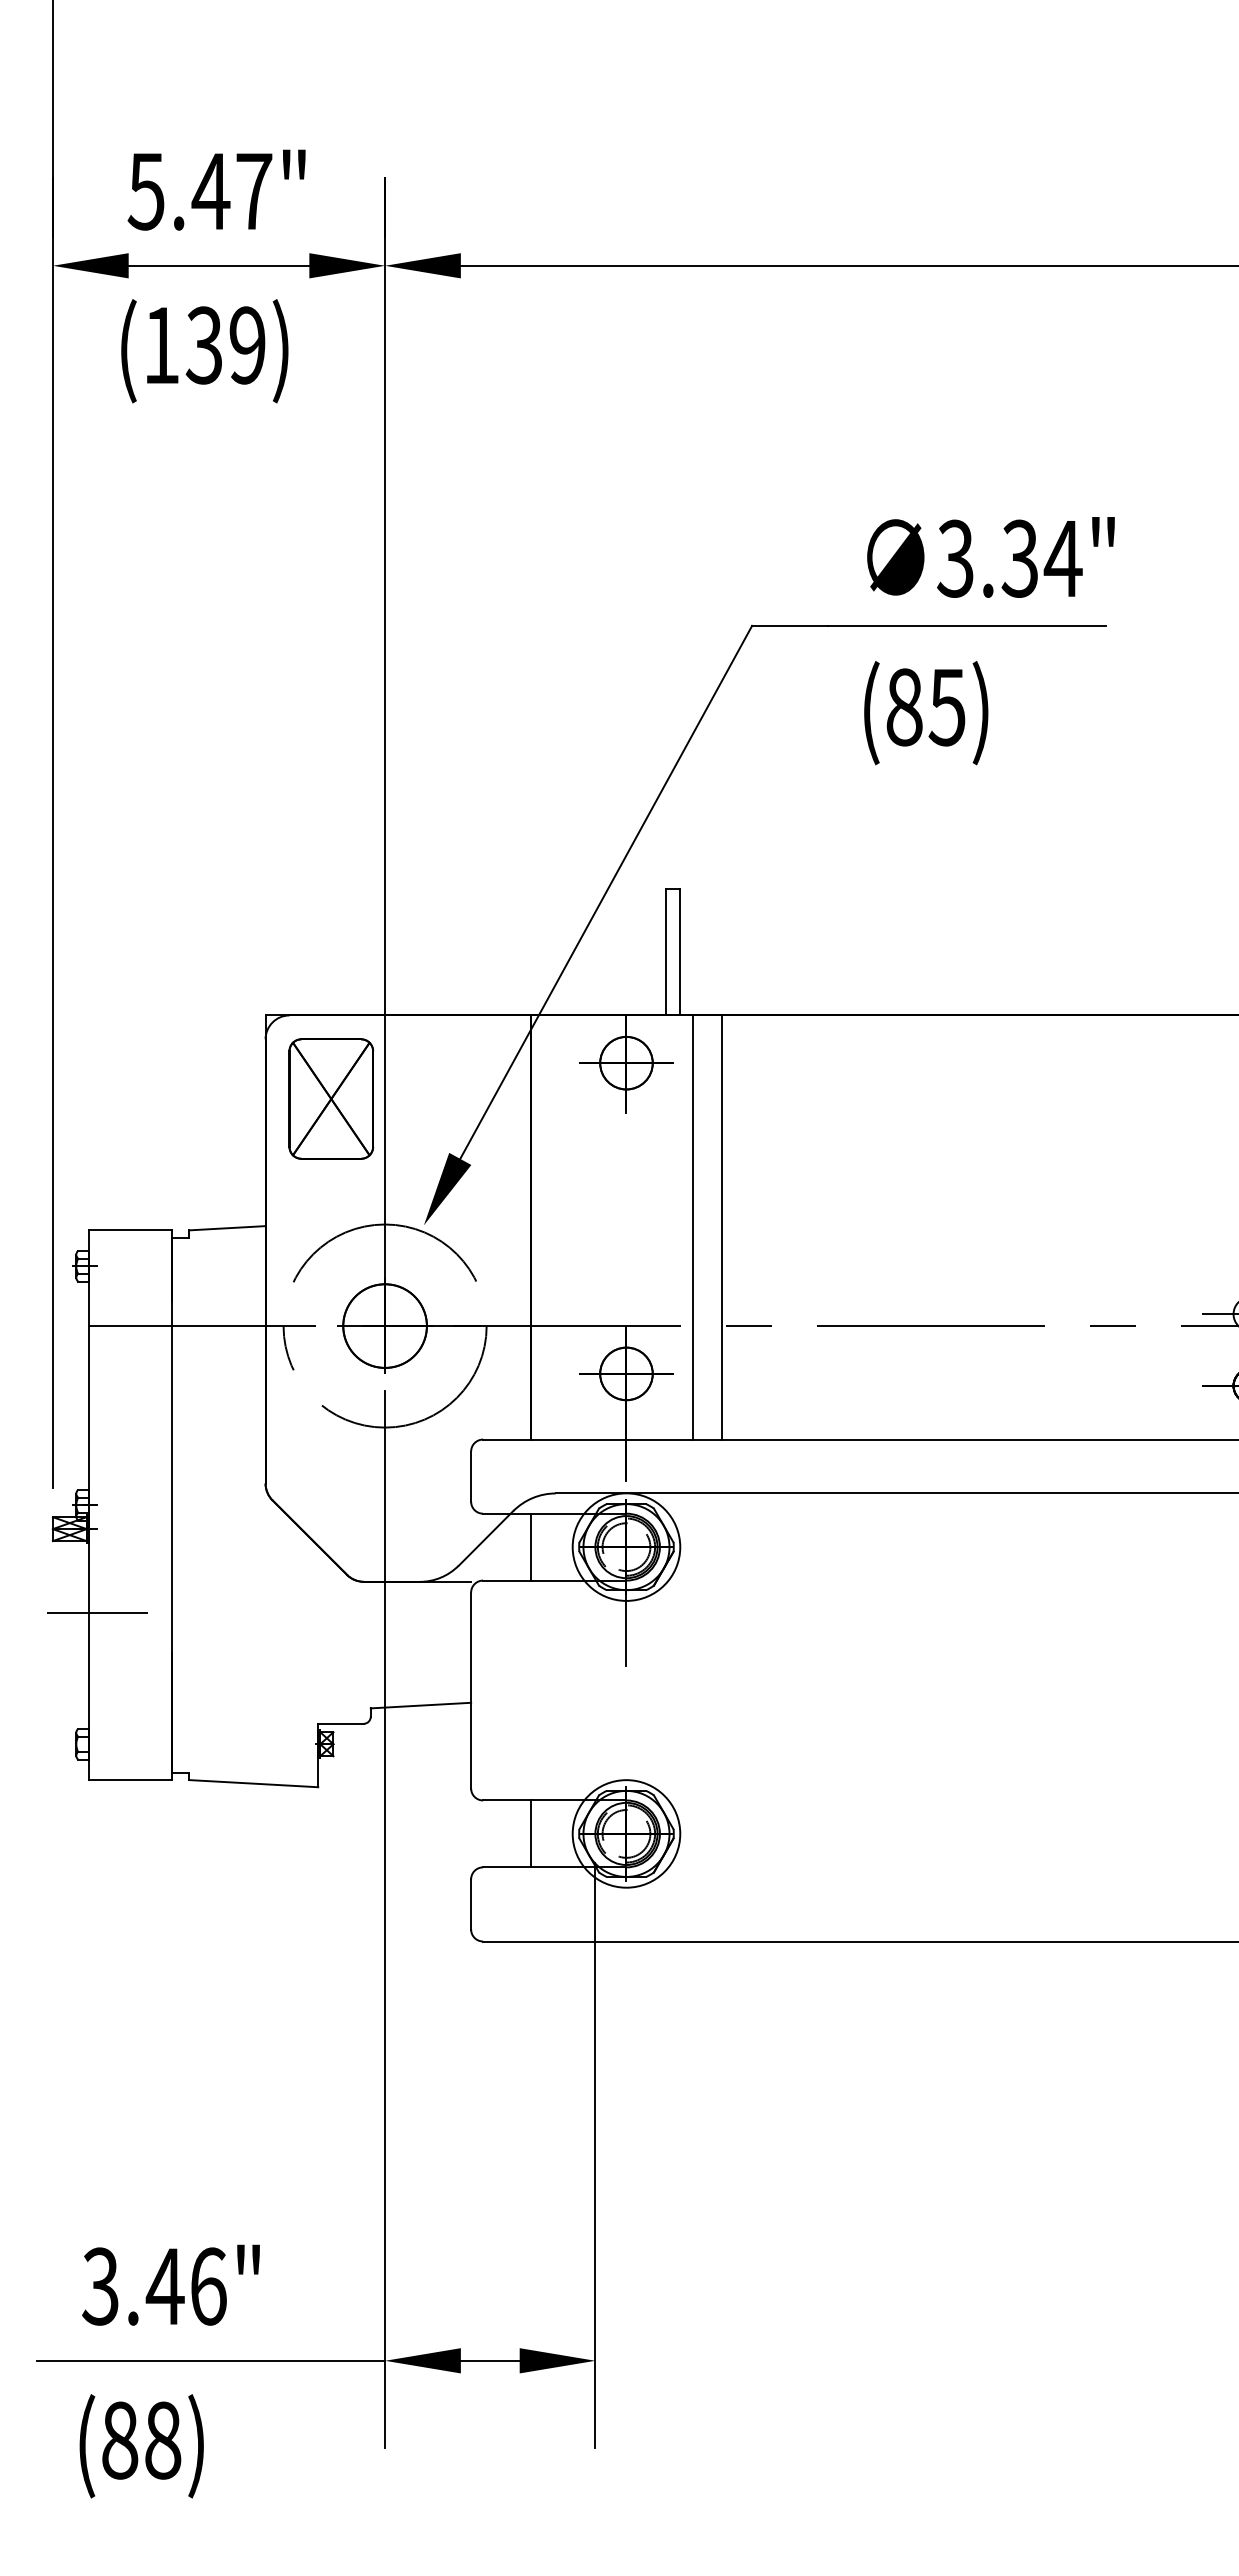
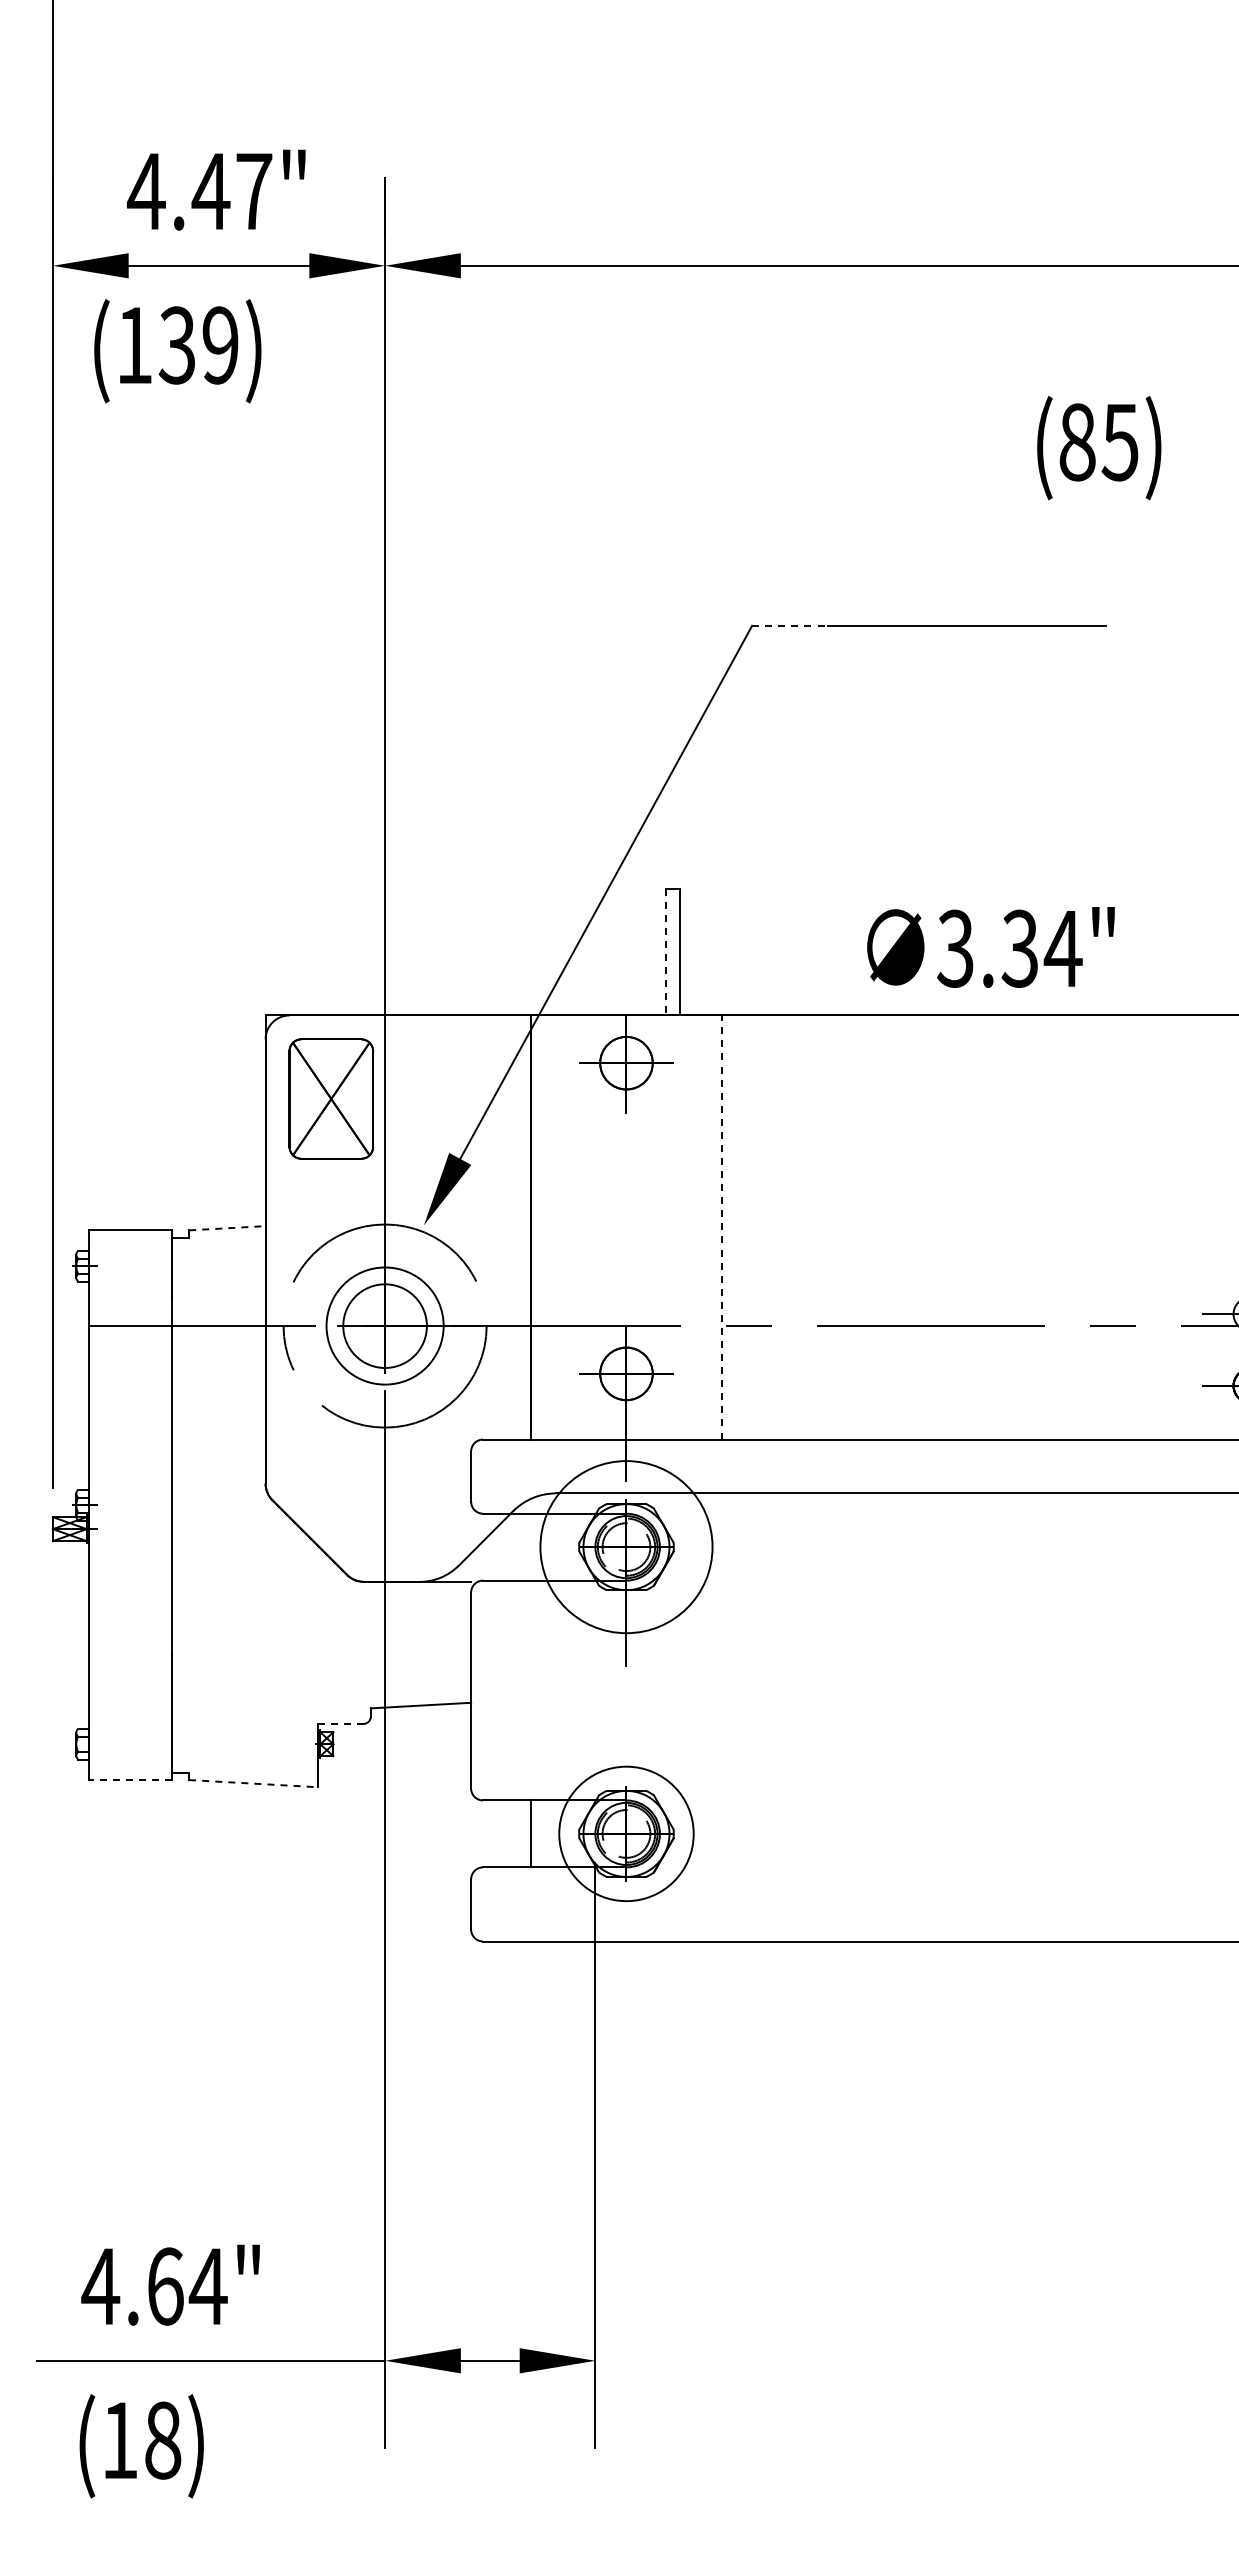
text: 5.47" -> 4.47" (145, 191)
text position: (204, 351) -> (177, 351) (177, 351)
text position: (990, 557) -> (990, 947) (990, 947)
line: solid -> dashed (790, 625)
text position: (926, 713) -> (1099, 448) (1099, 448)
line: solid -> dashed (665, 952)
line: solid -> dashed (722, 1226)
line: present -> none (693, 1227)
line: solid -> dashed (227, 1228)
circle diameter: 84 px -> 117 px (384, 1325)
line: present -> none (530, 1546)
circle diameter: 108 px -> 172 px (626, 1547)
line: present -> none (97, 1612)
line: solid -> dashed (340, 1723)
line: solid -> dashed (130, 1780)
line: solid -> dashed (253, 1783)
circle diameter: 108 px -> 134 px (626, 1833)
text: 3.46" -> 4.64" (154, 2286)
text: (88) -> (18) (120, 2440)
